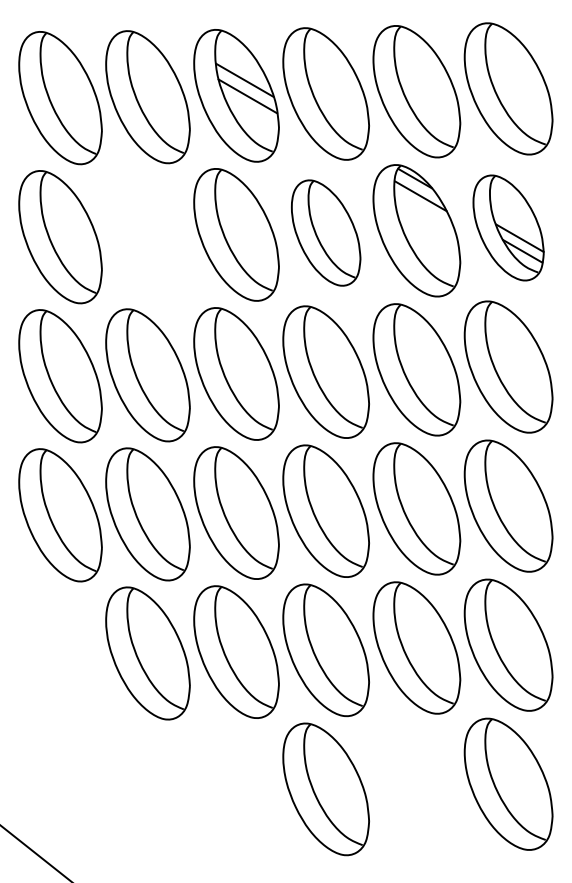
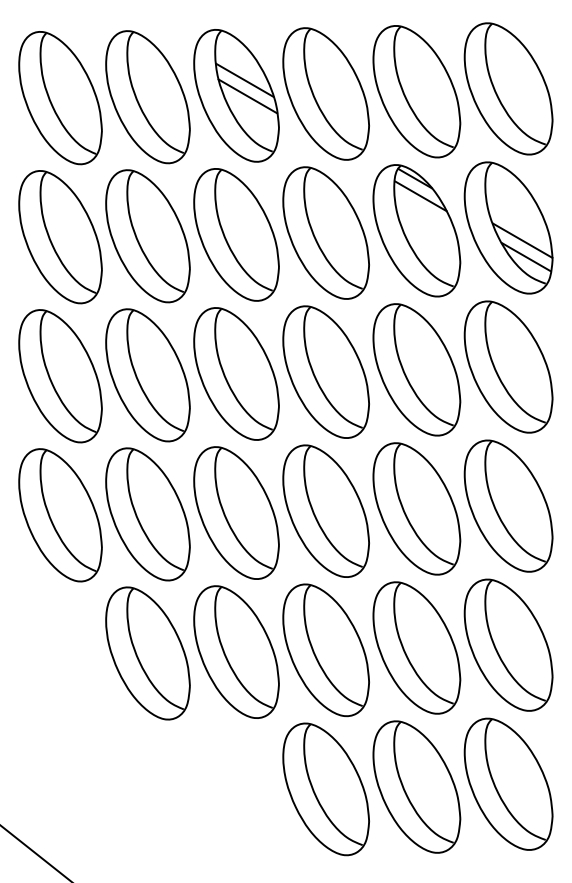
part size: 73x108 px -> 91x134 px (508, 227)
part size: 71x108 px -> 88x134 px (325, 232)
part: none -> present (147, 236)
part: none -> present (416, 786)
